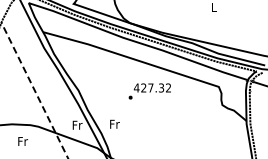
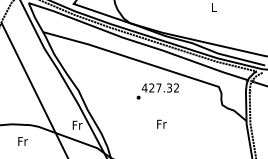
line: dashed -> solid (34, 90)
text position: (149, 91) -> (157, 91) (157, 91)
text position: (114, 123) -> (161, 123) (161, 123)
